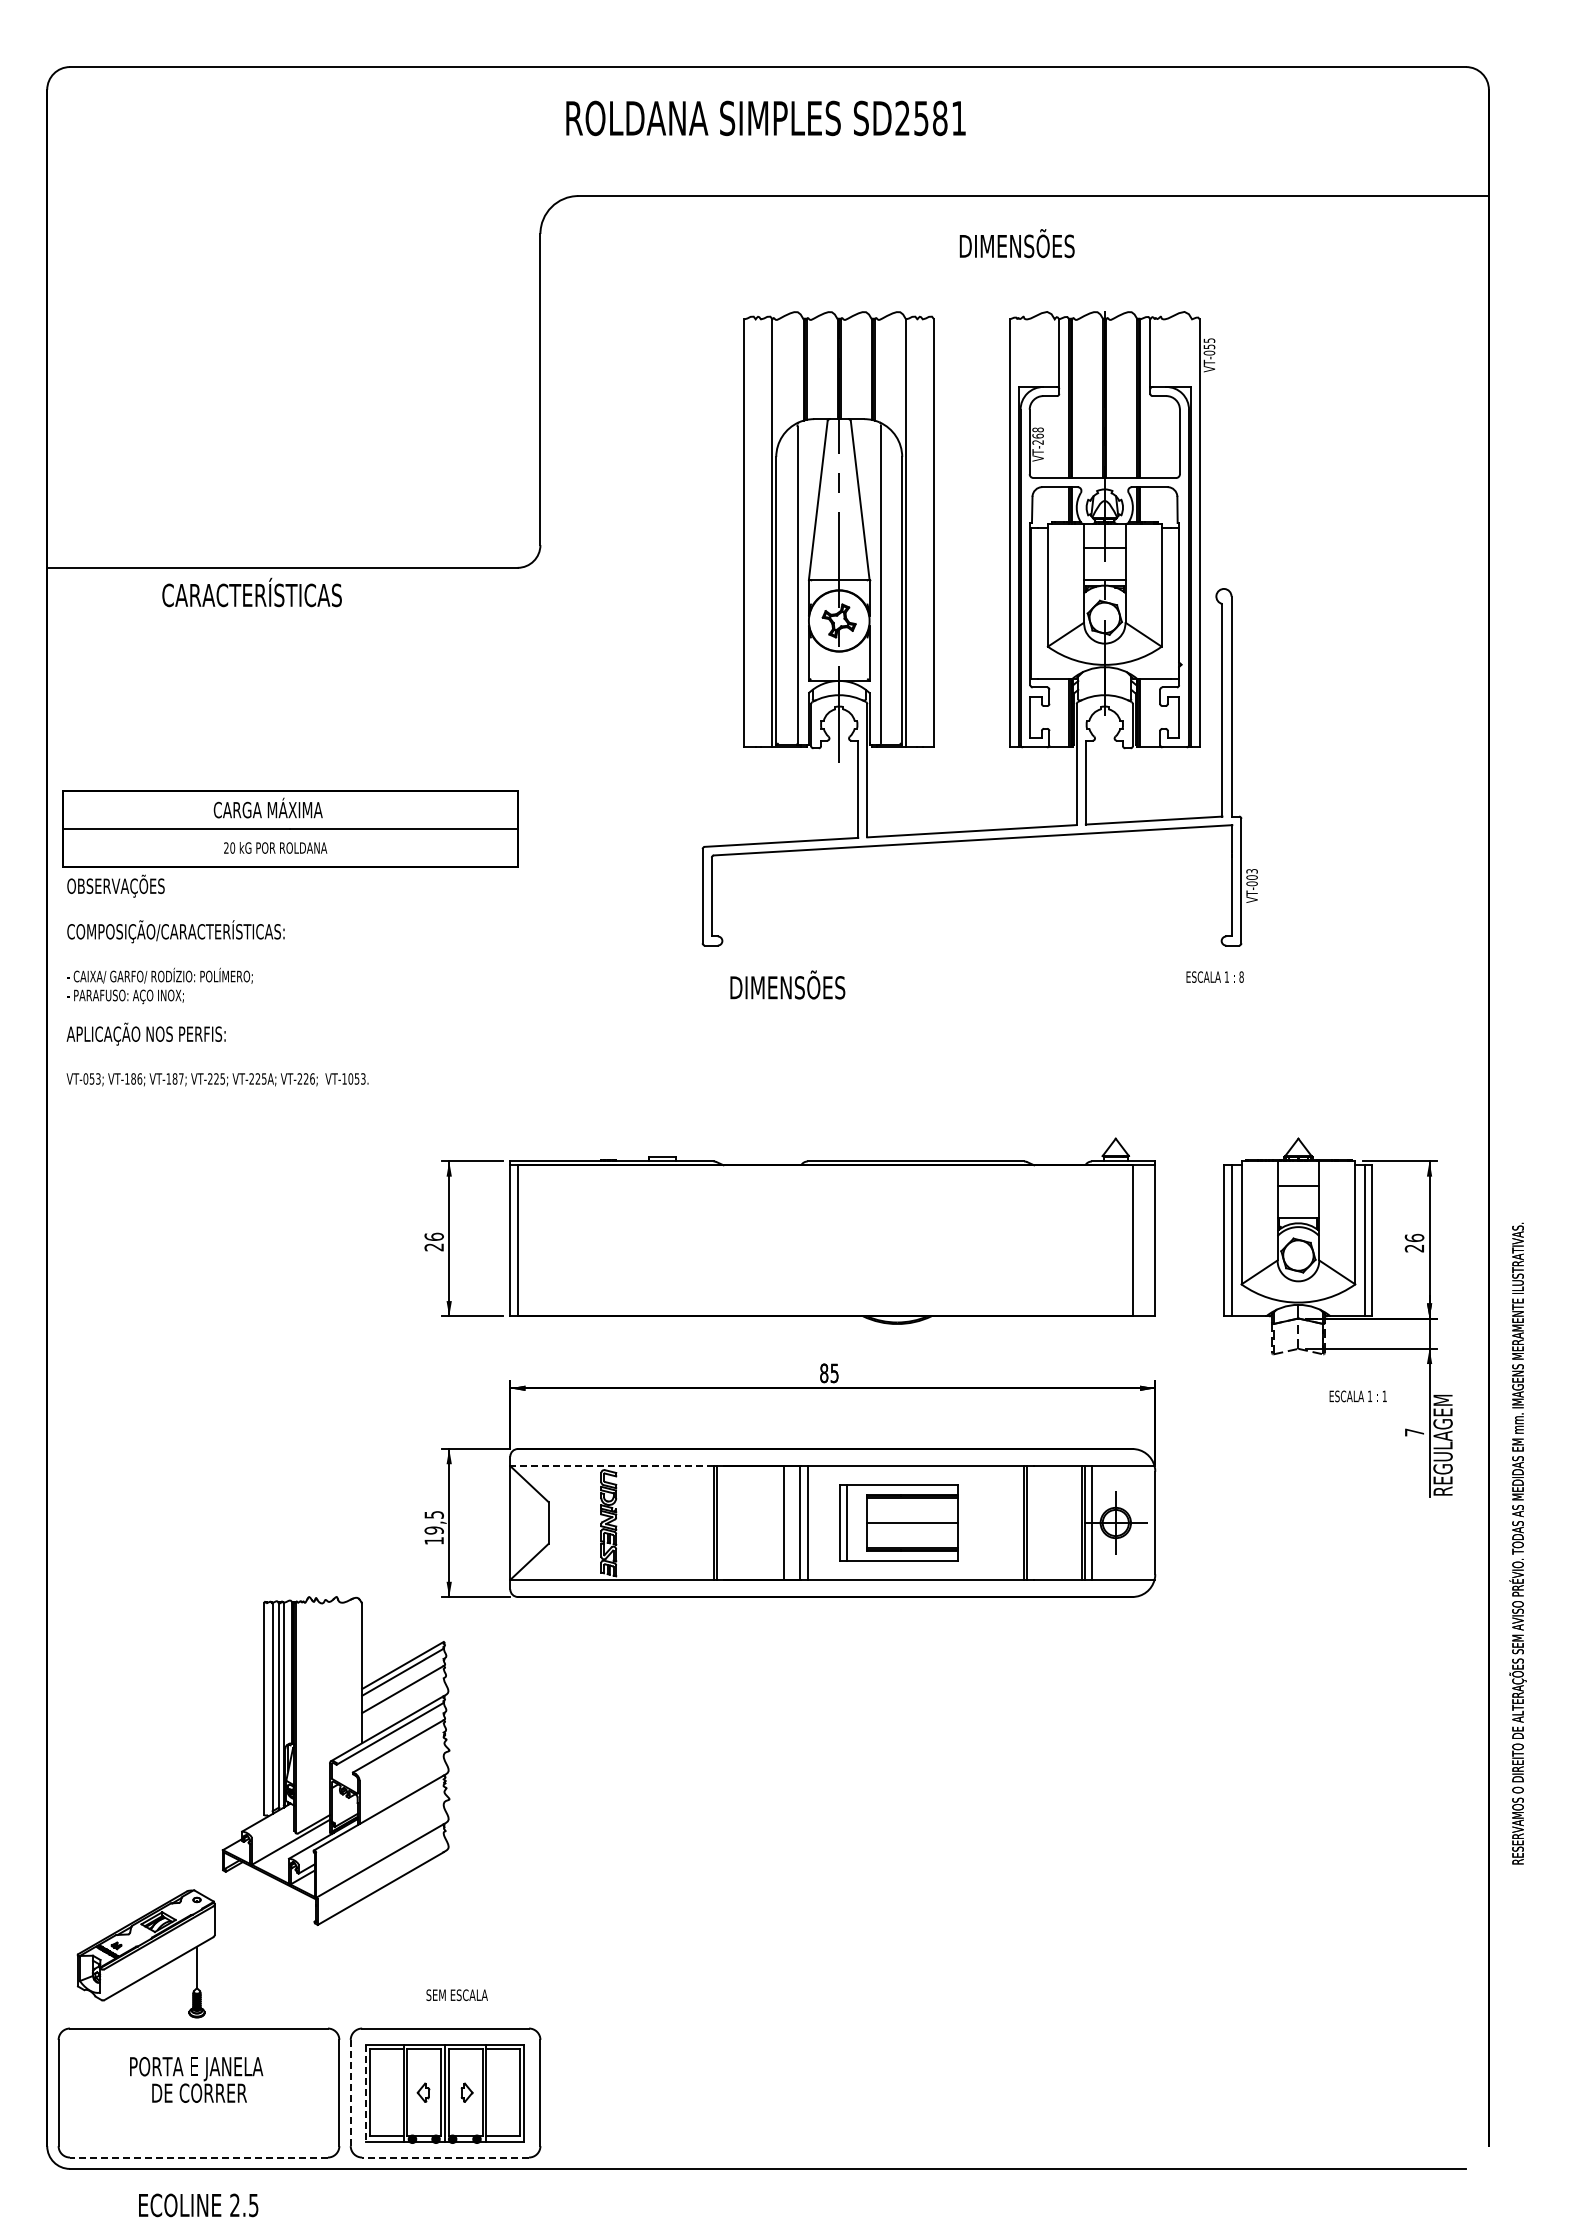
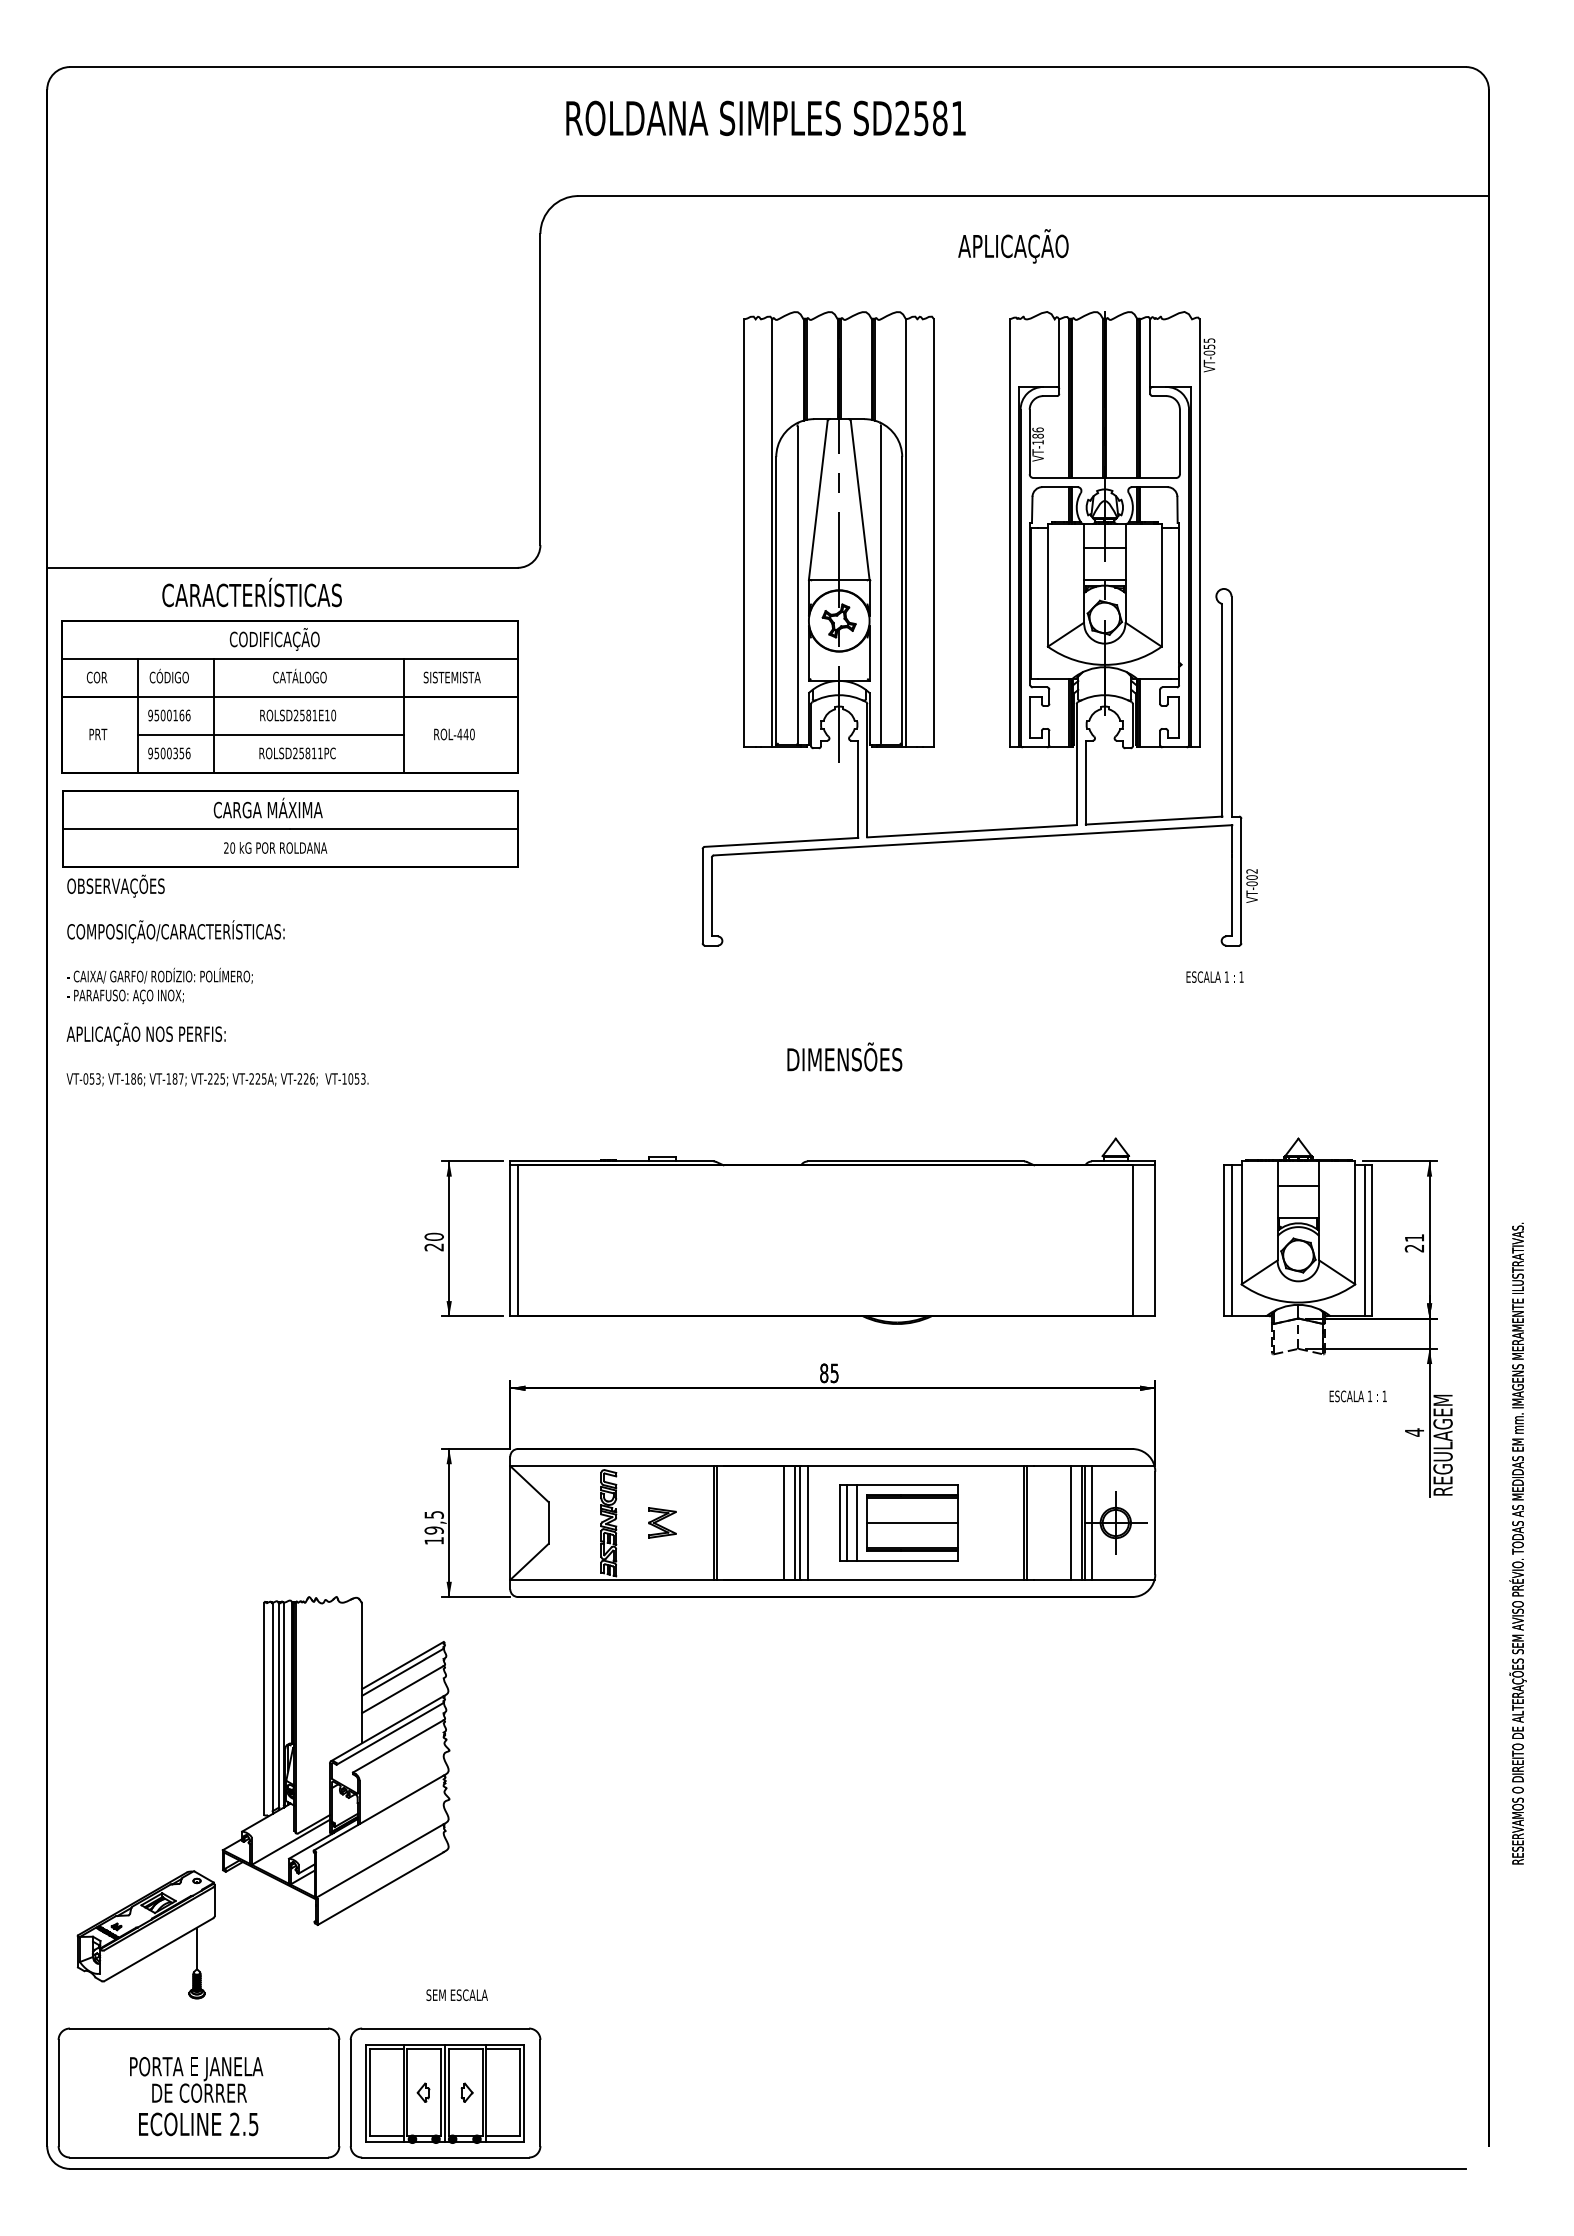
text: DIMENSÕES -> APLICAÇÃO (1016, 246)
text: VT-268 -> VT-186 (1037, 435)
part: none -> present (289, 696)
text: VT-003 -> VT-002 (1252, 871)
text: 8 -> 1 (1241, 976)
text position: (787, 984) -> (844, 1056) (844, 1056)
text: 26 -> 20 (433, 1236)
text: 26 -> 21 (1414, 1237)
text: 7 -> 4 (1414, 1432)
line: dashed -> solid (611, 1466)
part: none -> present (662, 1522)
line: none -> present (794, 1522)
line: none -> present (857, 1522)
line: none -> present (1071, 1522)
part position: (145, 1953) -> (145, 1934) (145, 1934)
line: dashed -> solid (350, 2092)
line: dashed -> solid (365, 2093)
line: dashed -> solid (198, 2157)
line: dashed -> solid (445, 2157)
text position: (198, 2205) -> (198, 2124) (198, 2124)
